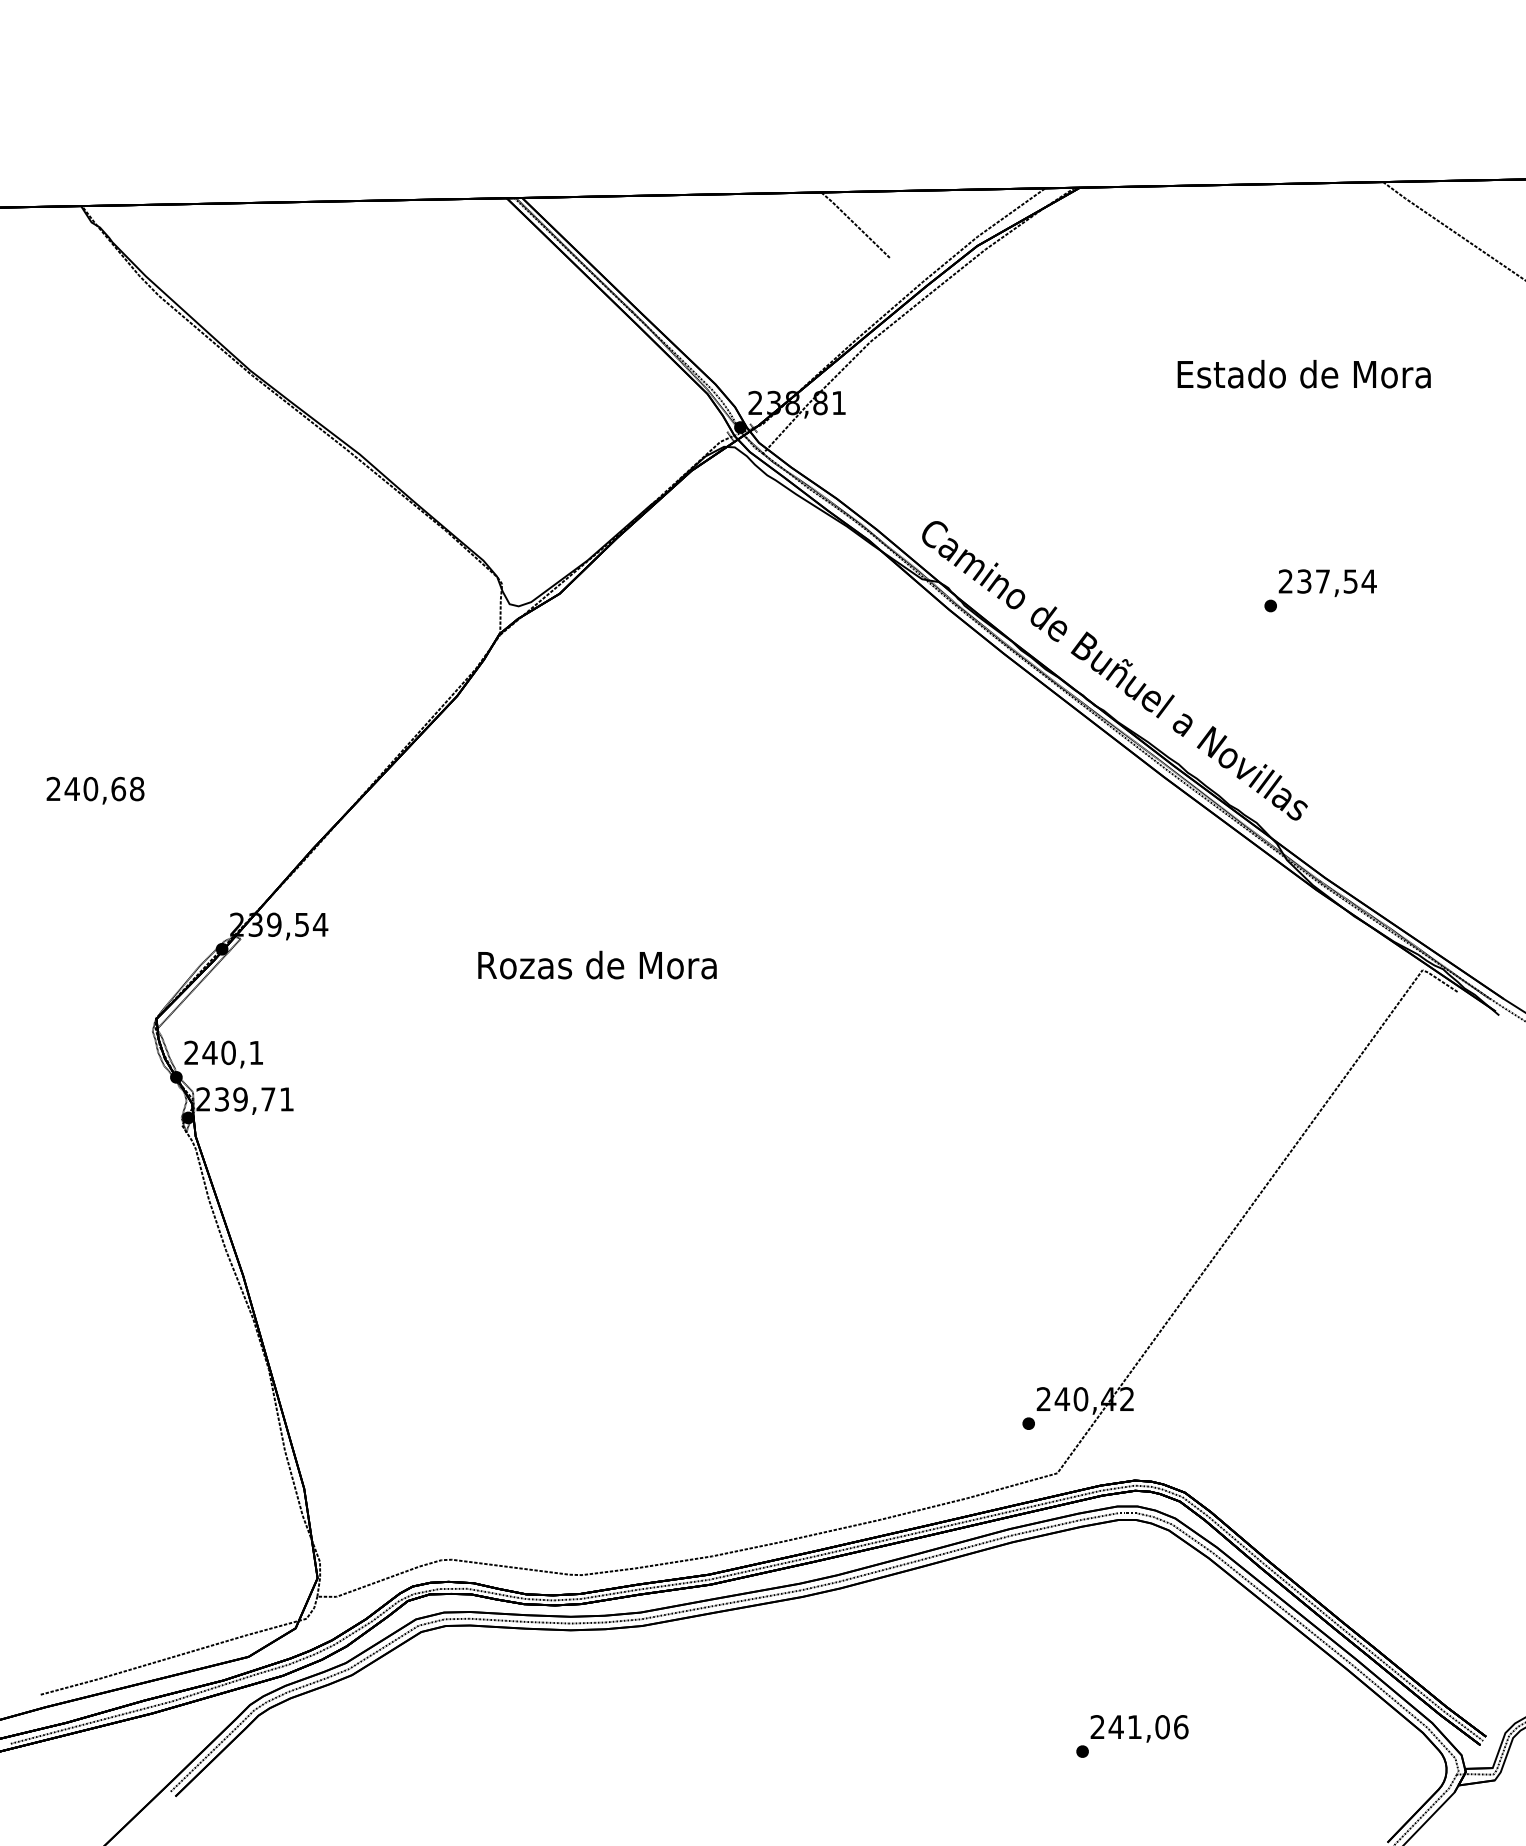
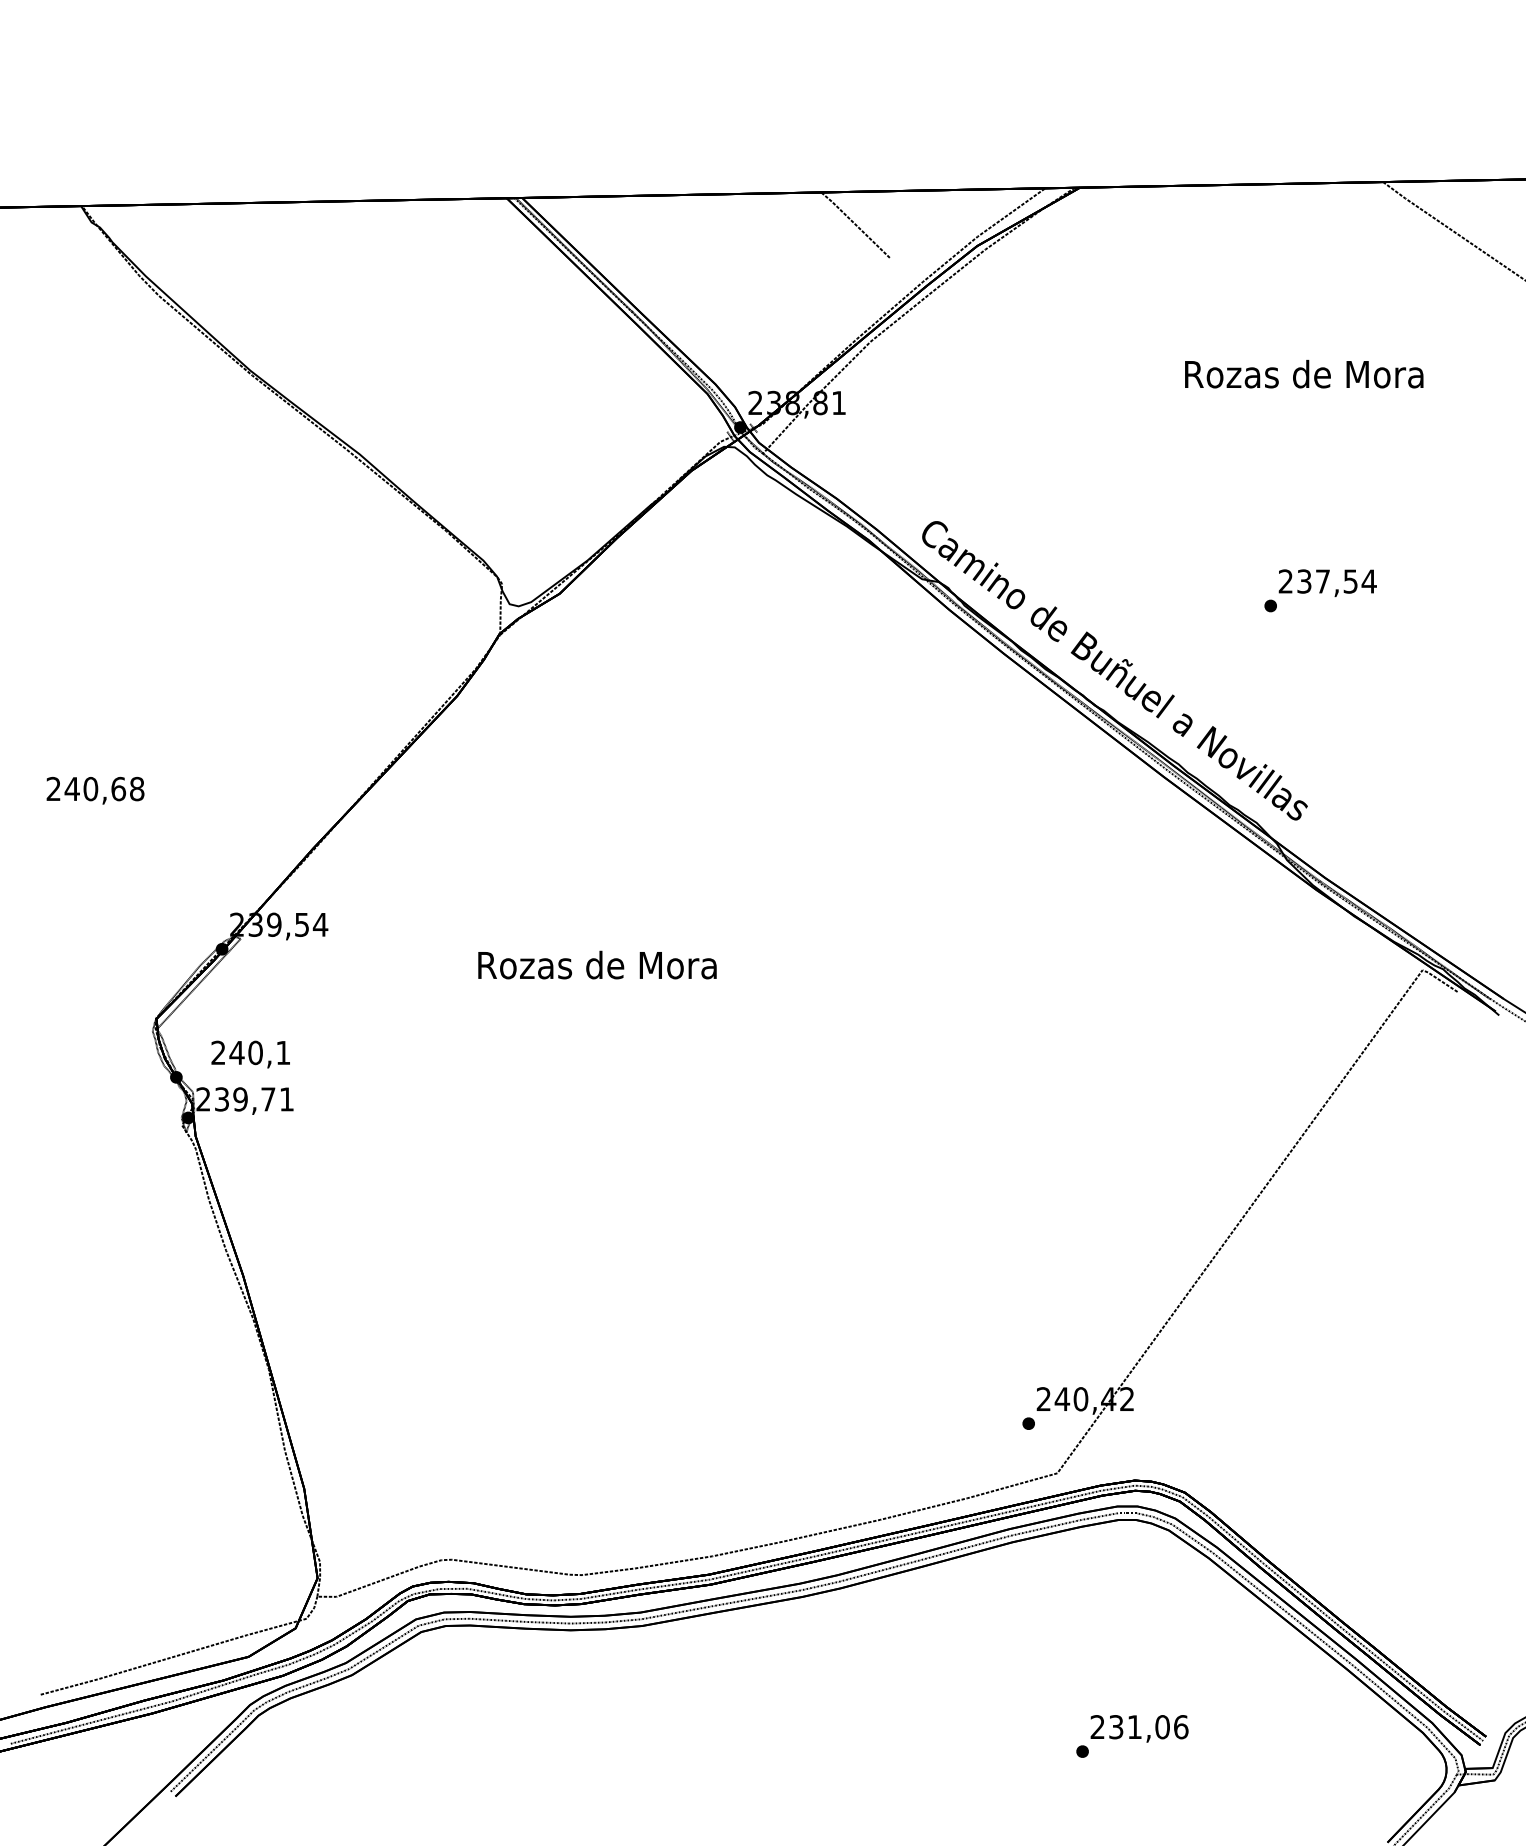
text: Estado de Mora -> Rozas de Mora (1303, 373)
text position: (223, 1054) -> (250, 1054) (250, 1054)
text: 241,06 -> 231,06 (1115, 1727)
